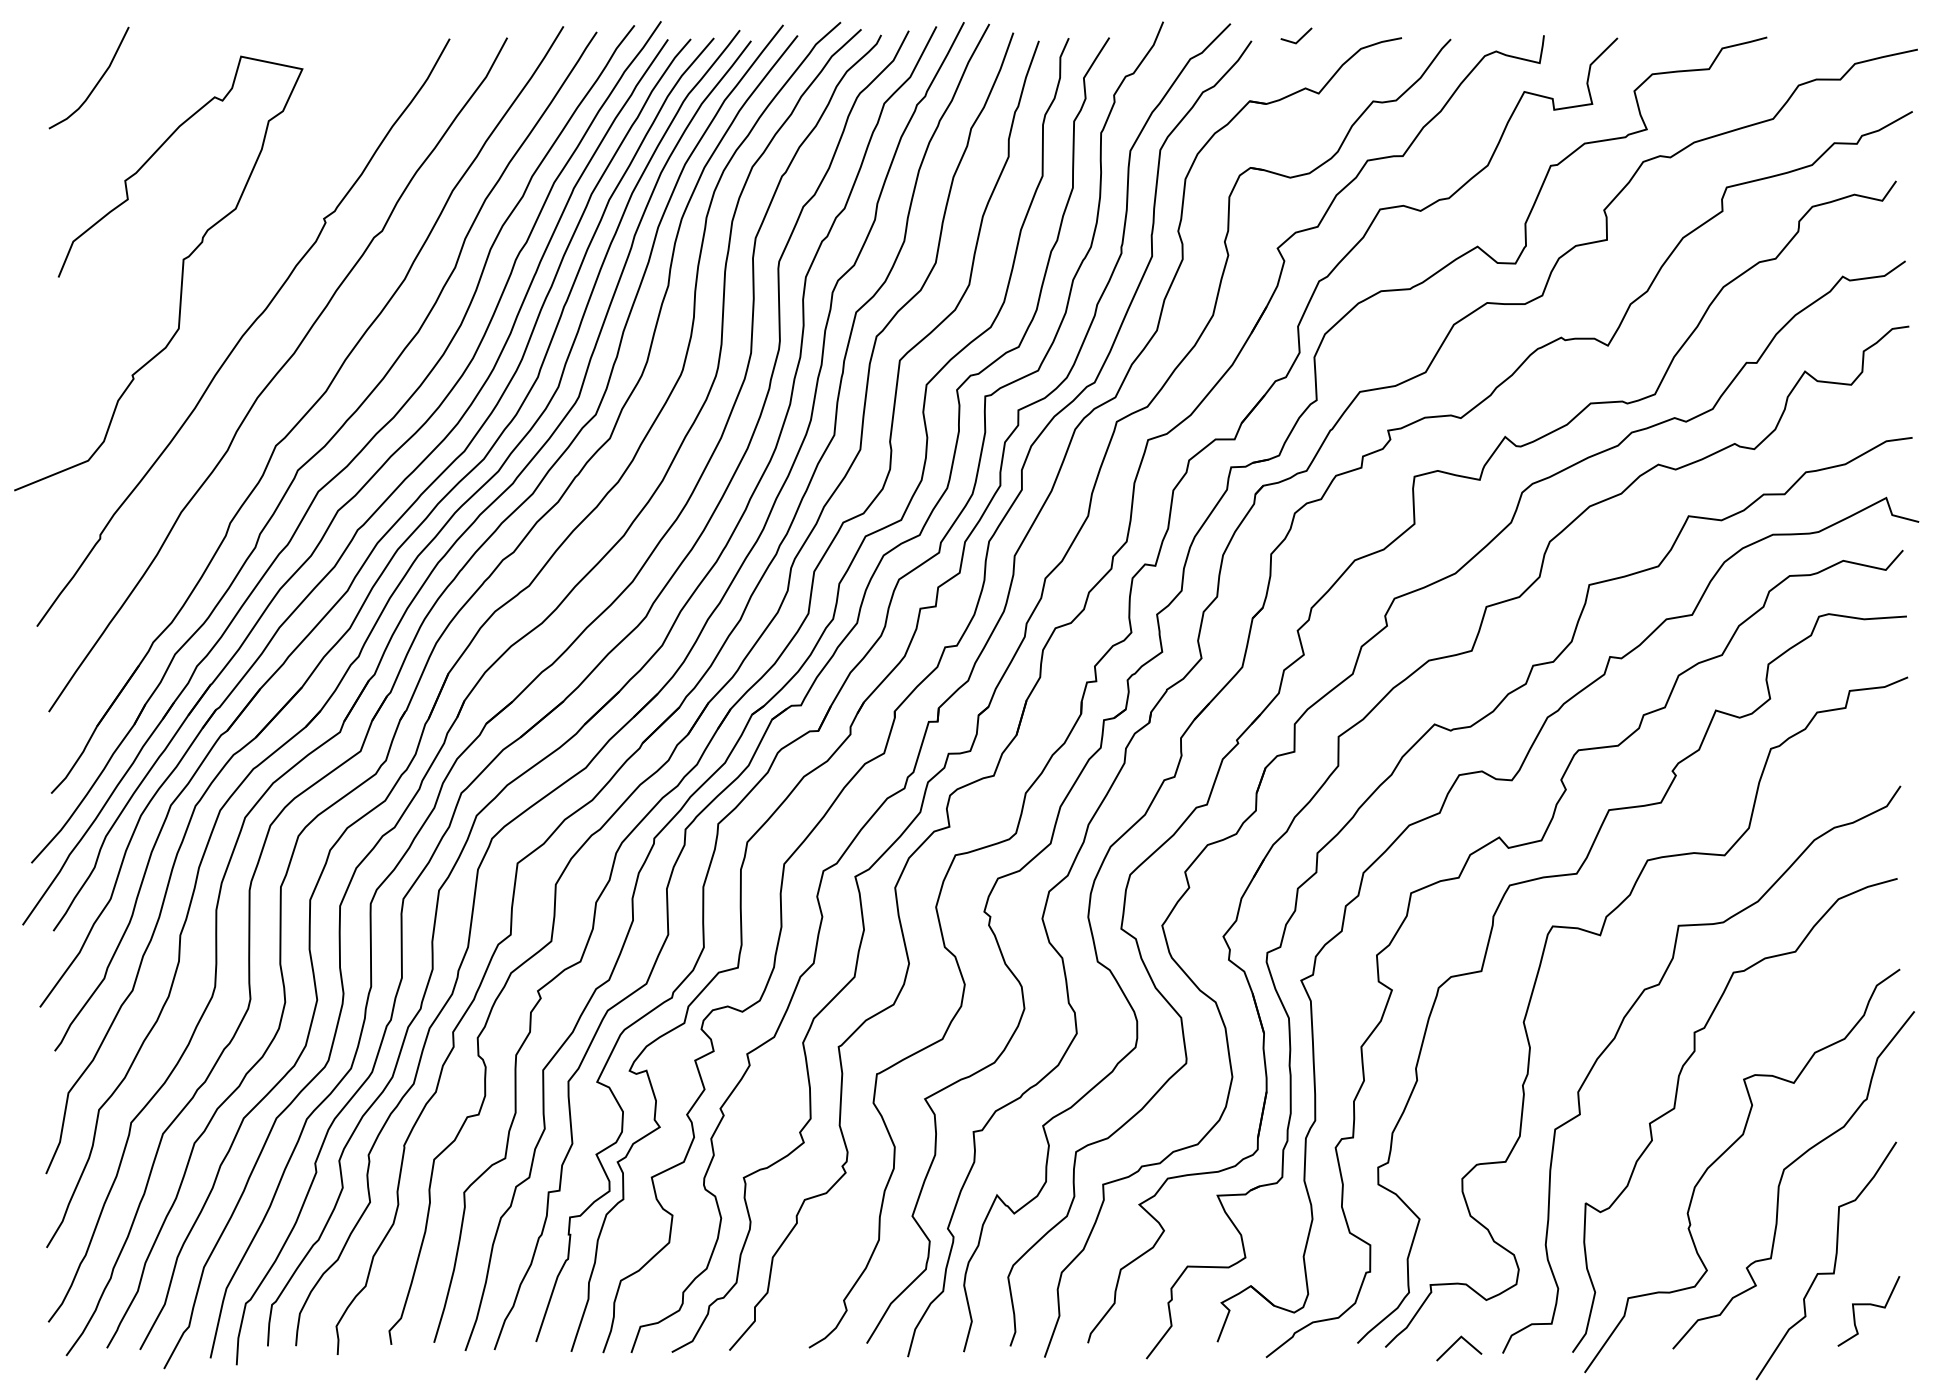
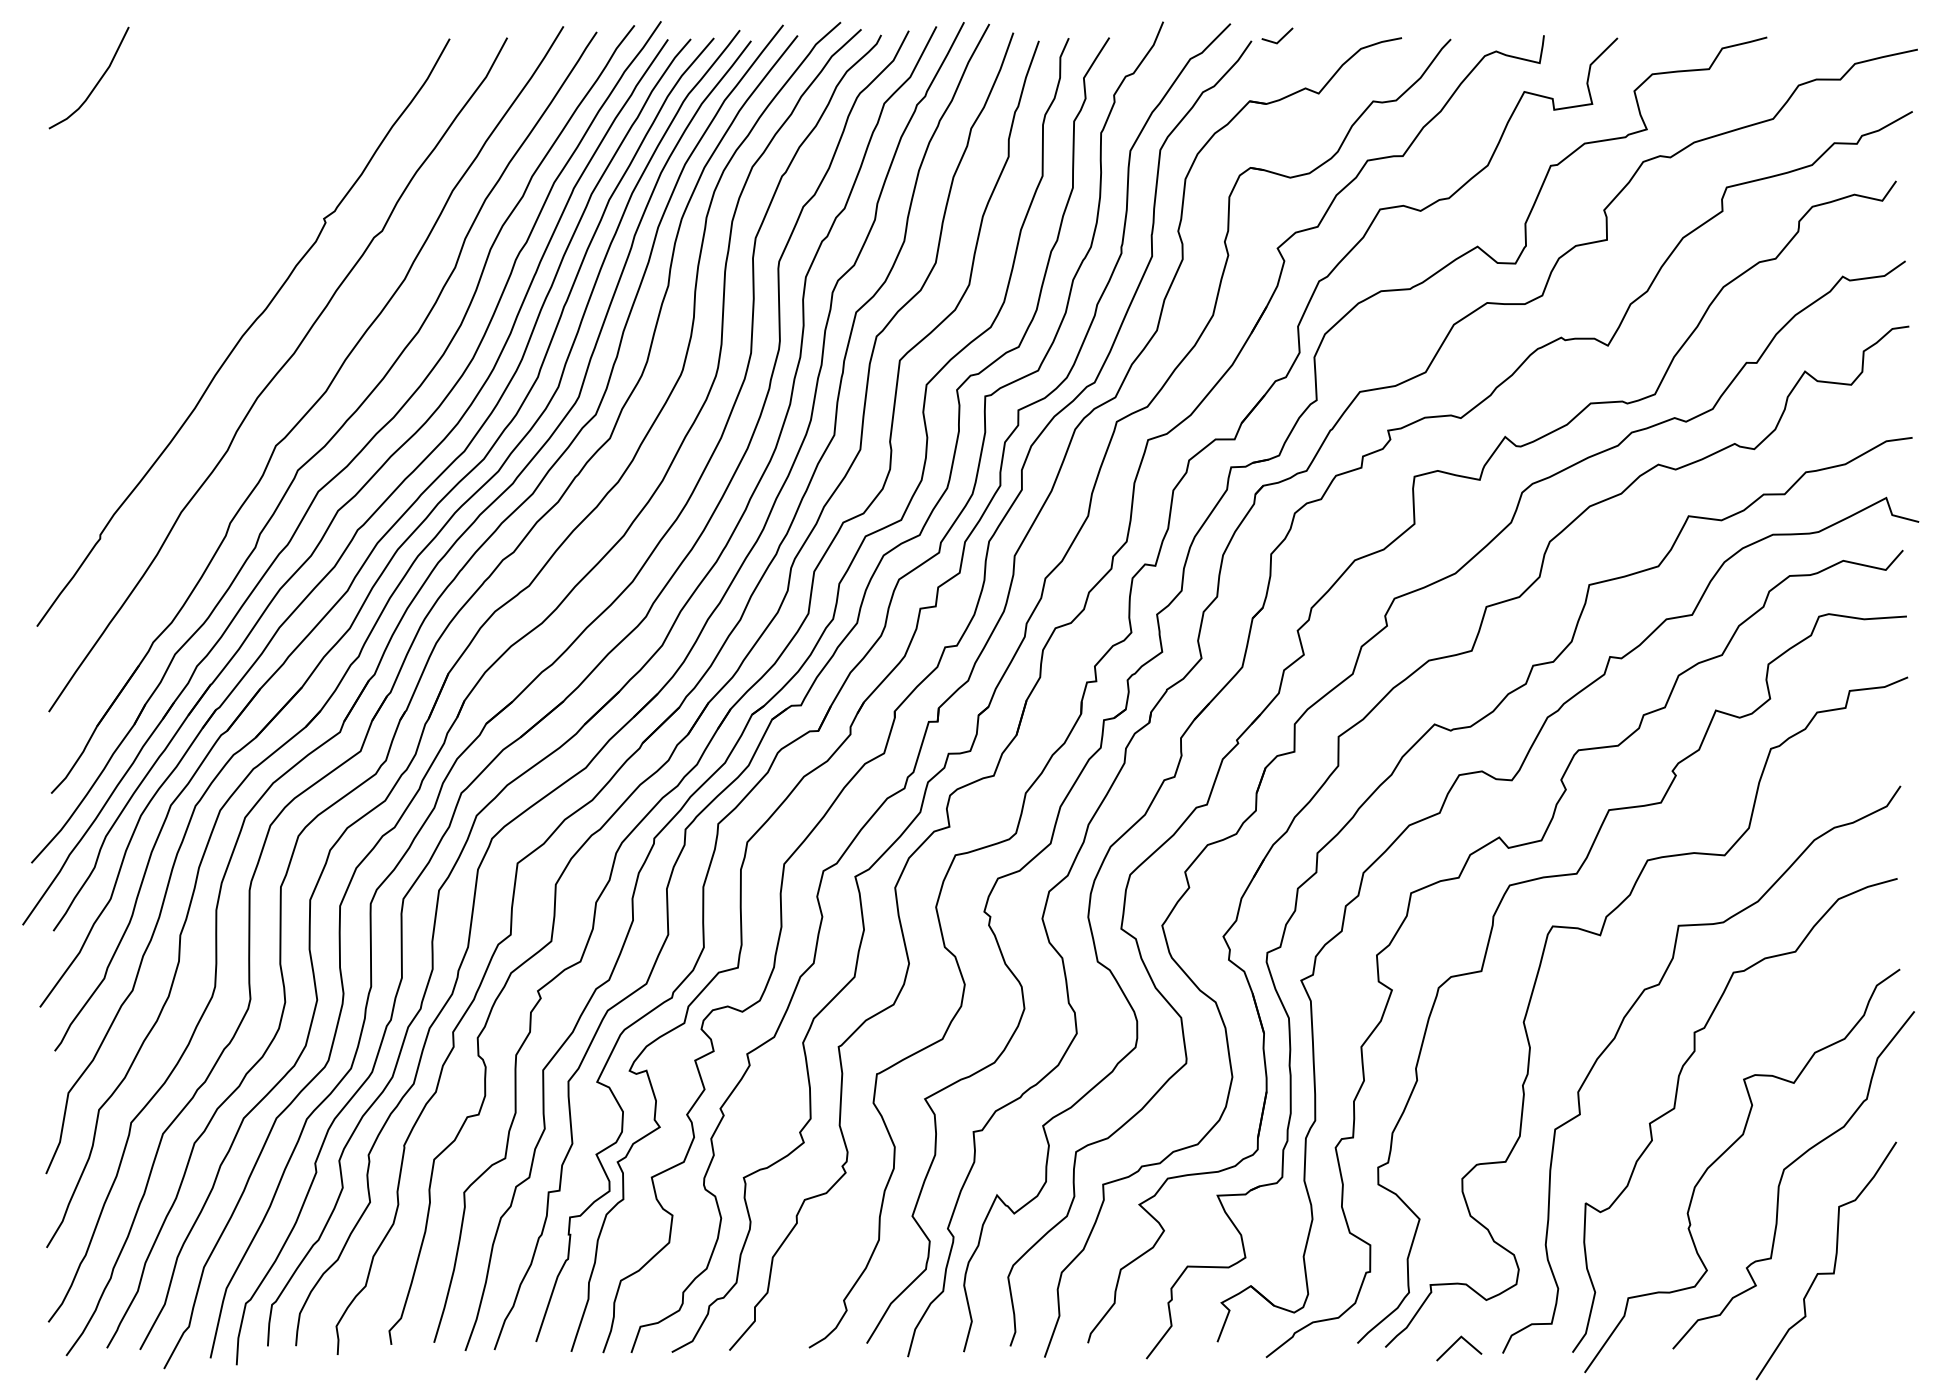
line position: (1299, 38) -> (1280, 38) (1280, 38)
curve: present -> none (181, 273)
curve: present -> none (1868, 1305)
